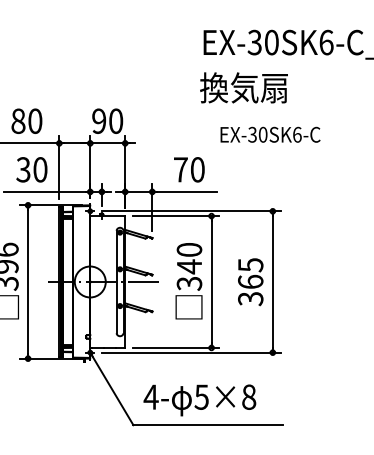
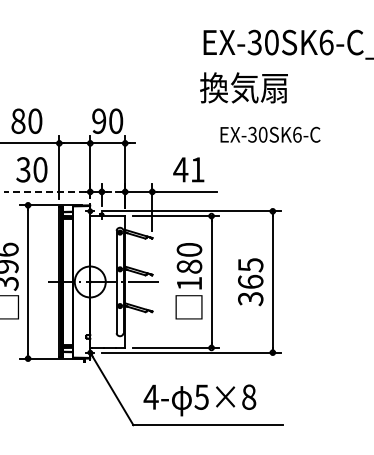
text: 70 -> 41 (188, 169)
line: solid -> dashed (45, 191)
text: 340 -> 180 (189, 274)
